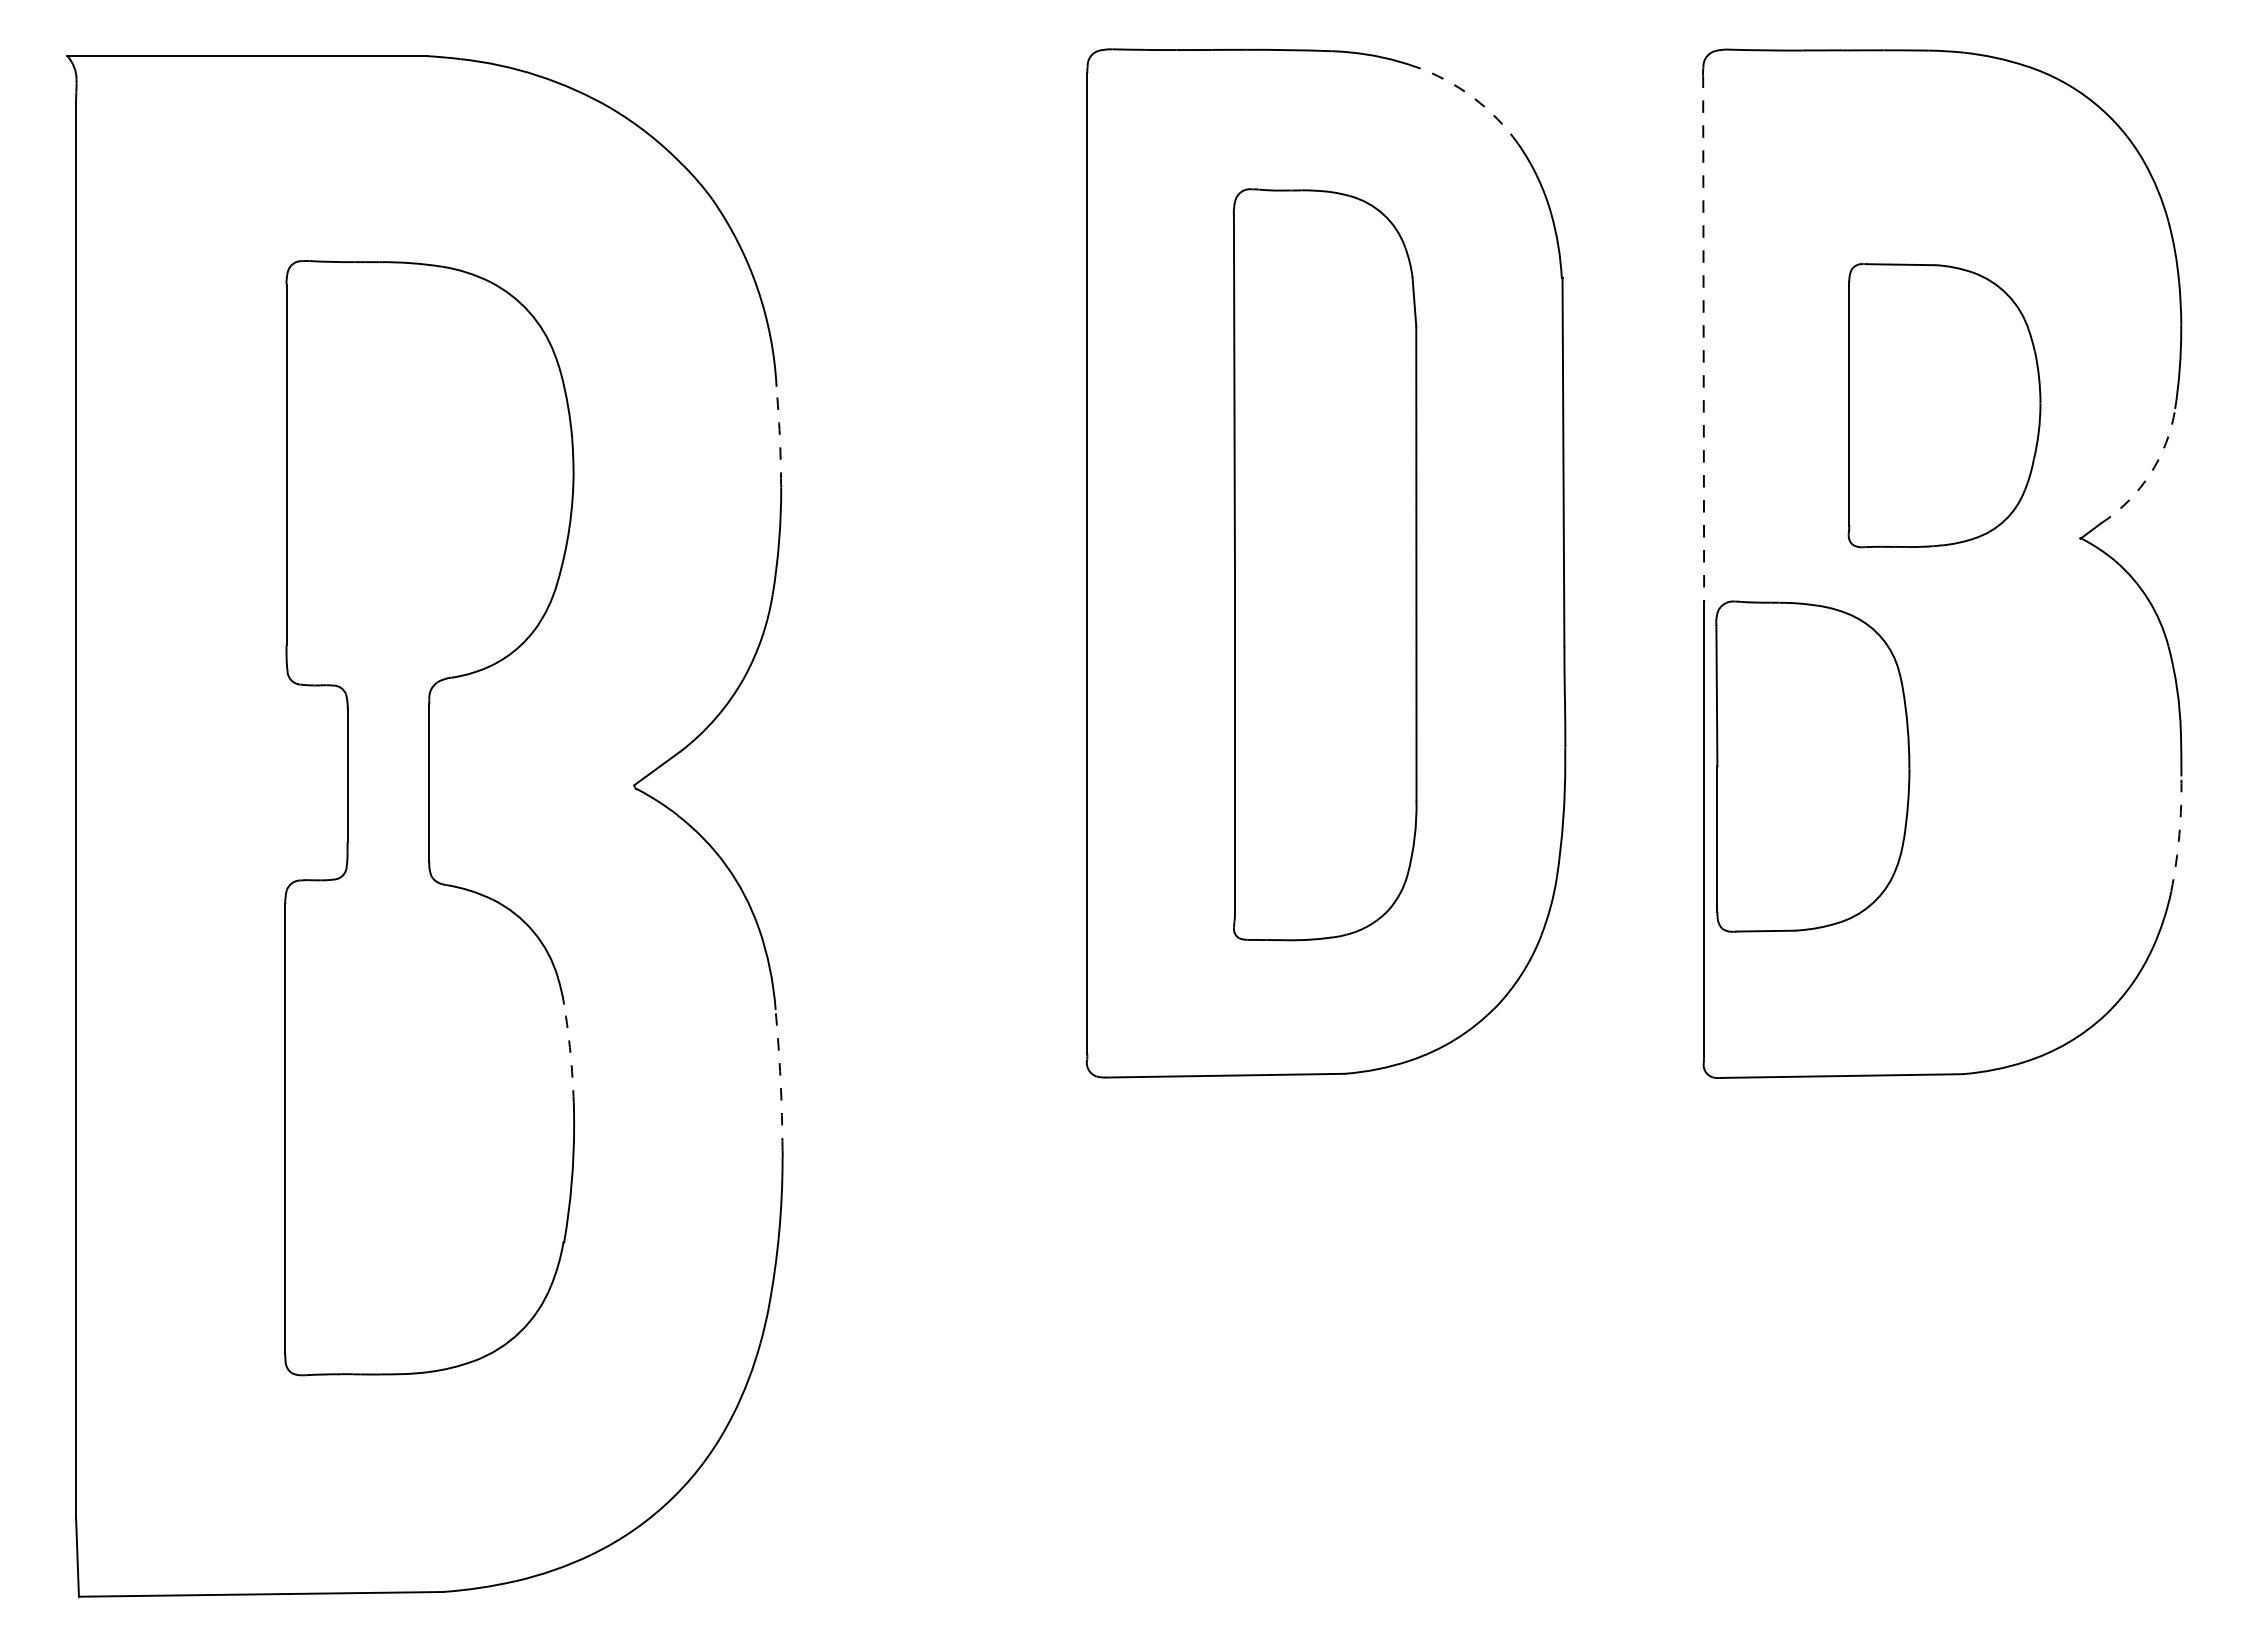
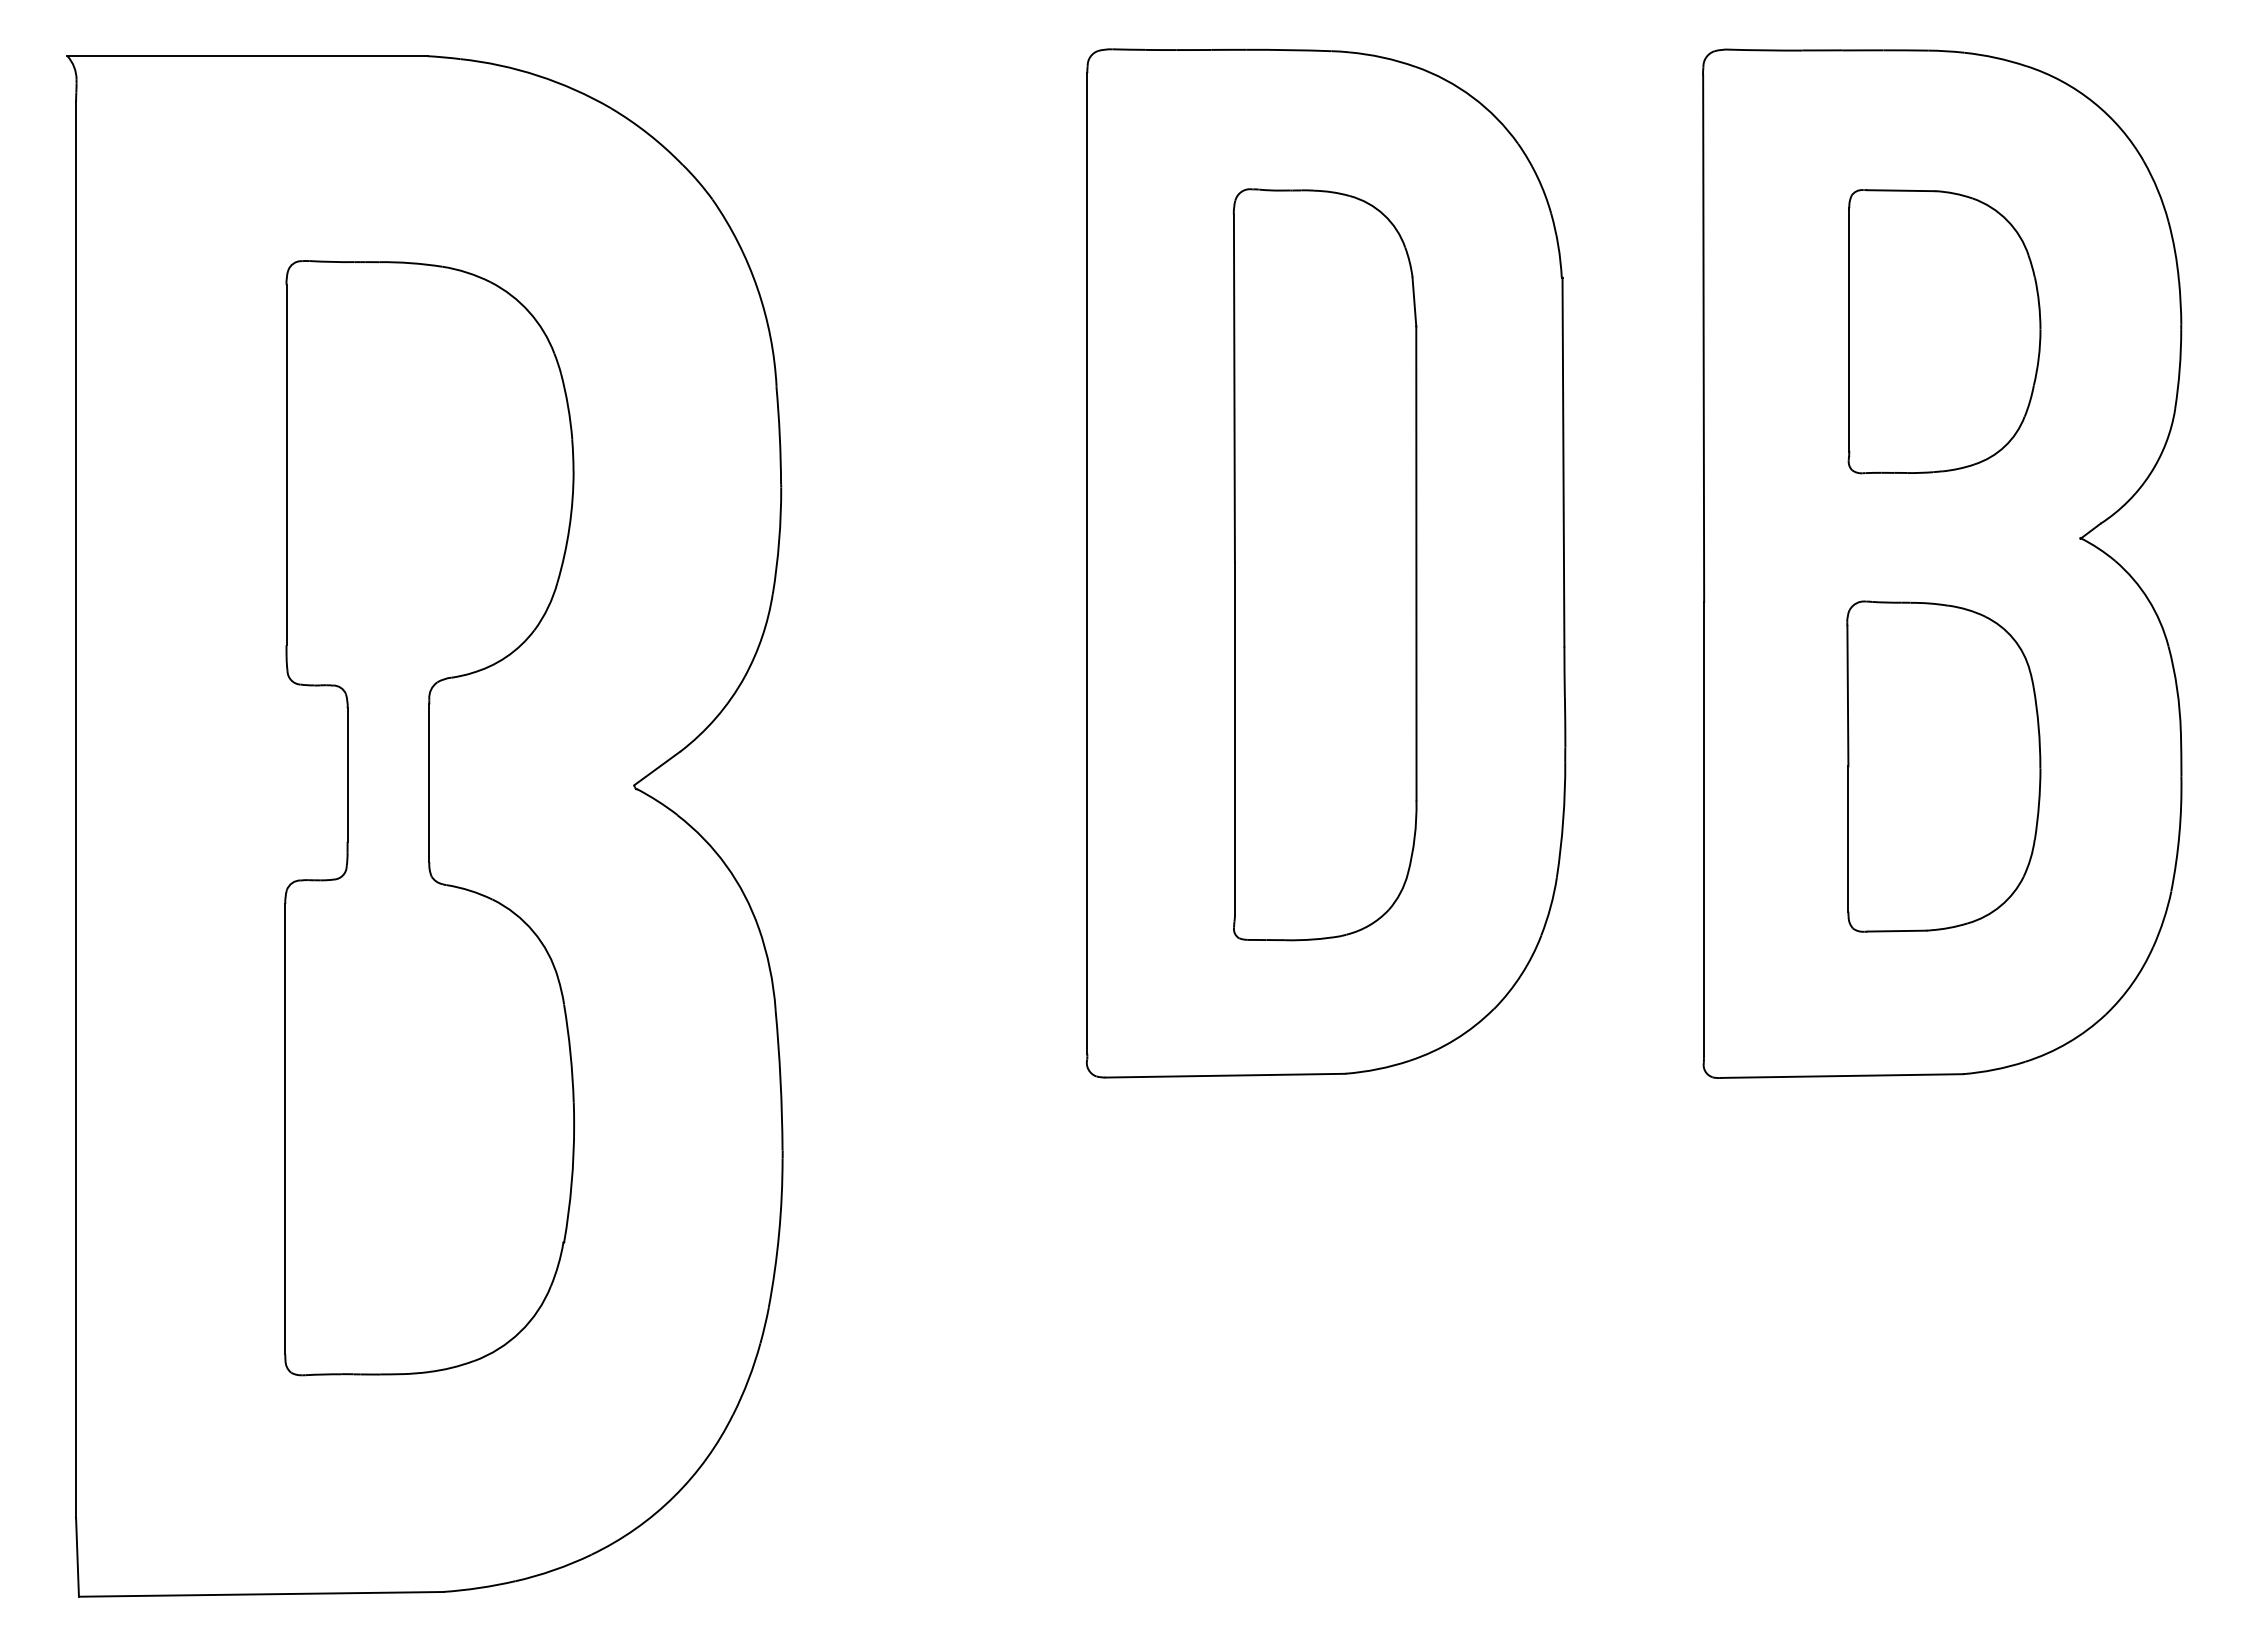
arc: dashed -> solid (1472, 97)
line: dashed -> solid (1703, 339)
part position: (1944, 405) -> (1944, 331) (1944, 331)
arc: dashed -> solid (779, 435)
arc: dashed -> solid (2150, 474)
part position: (1812, 766) -> (1943, 766) (1943, 766)
arc: dashed -> solid (2179, 834)
arc: dashed -> solid (570, 1053)
arc: dashed -> solid (780, 1080)
